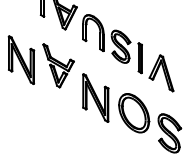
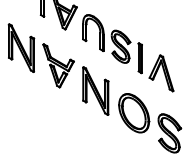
part position: (21, 59) -> (21, 47) (21, 47)
part position: (95, 97) -> (95, 90) (95, 90)
